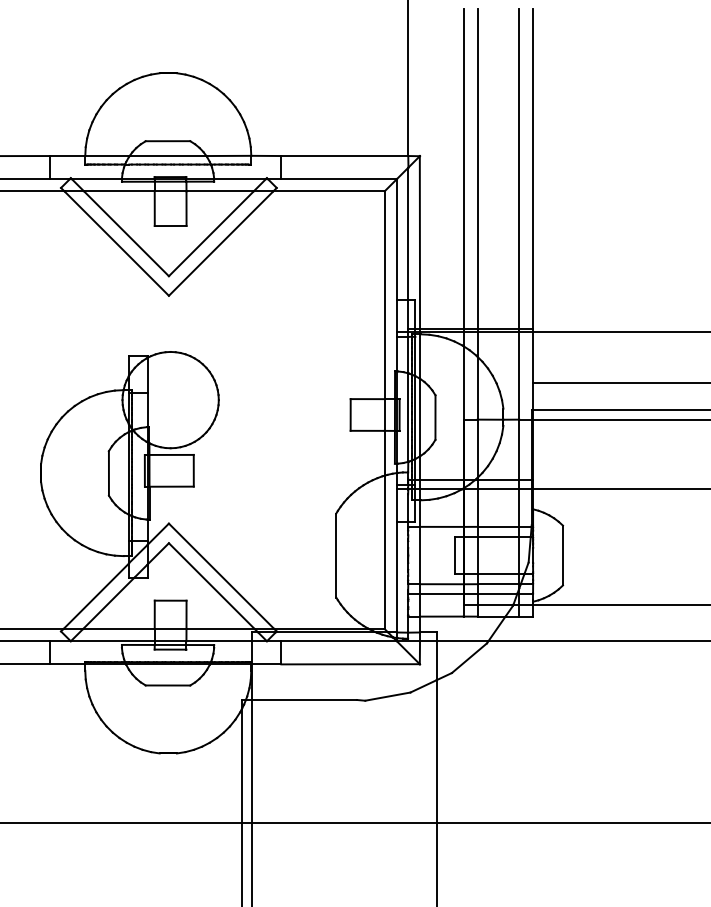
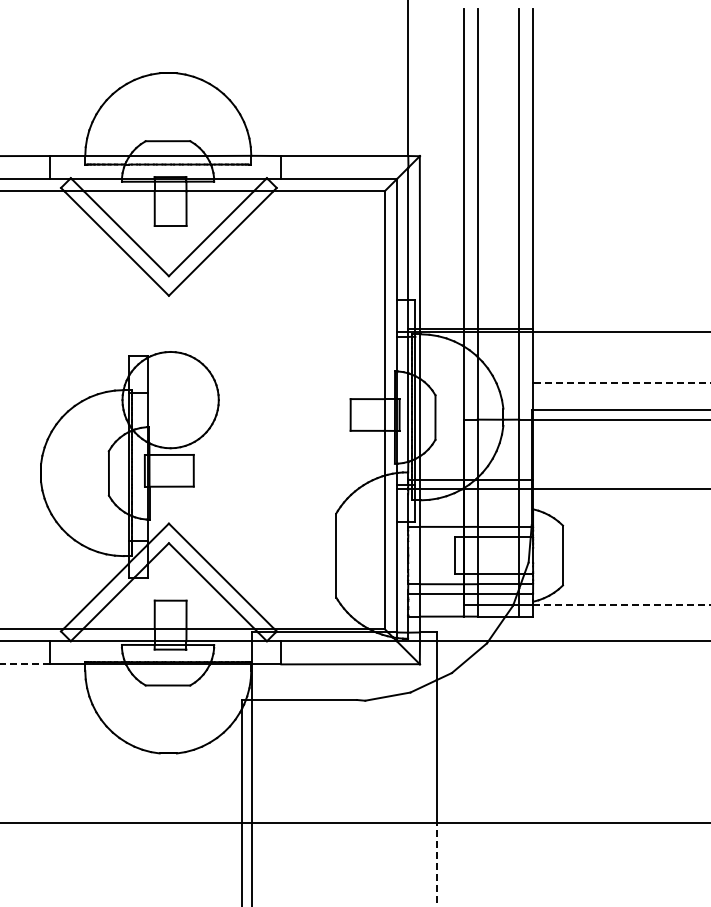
line: solid -> dashed (621, 382)
line: solid -> dashed (622, 604)
line: solid -> dashed (25, 664)
line: solid -> dashed (436, 864)
